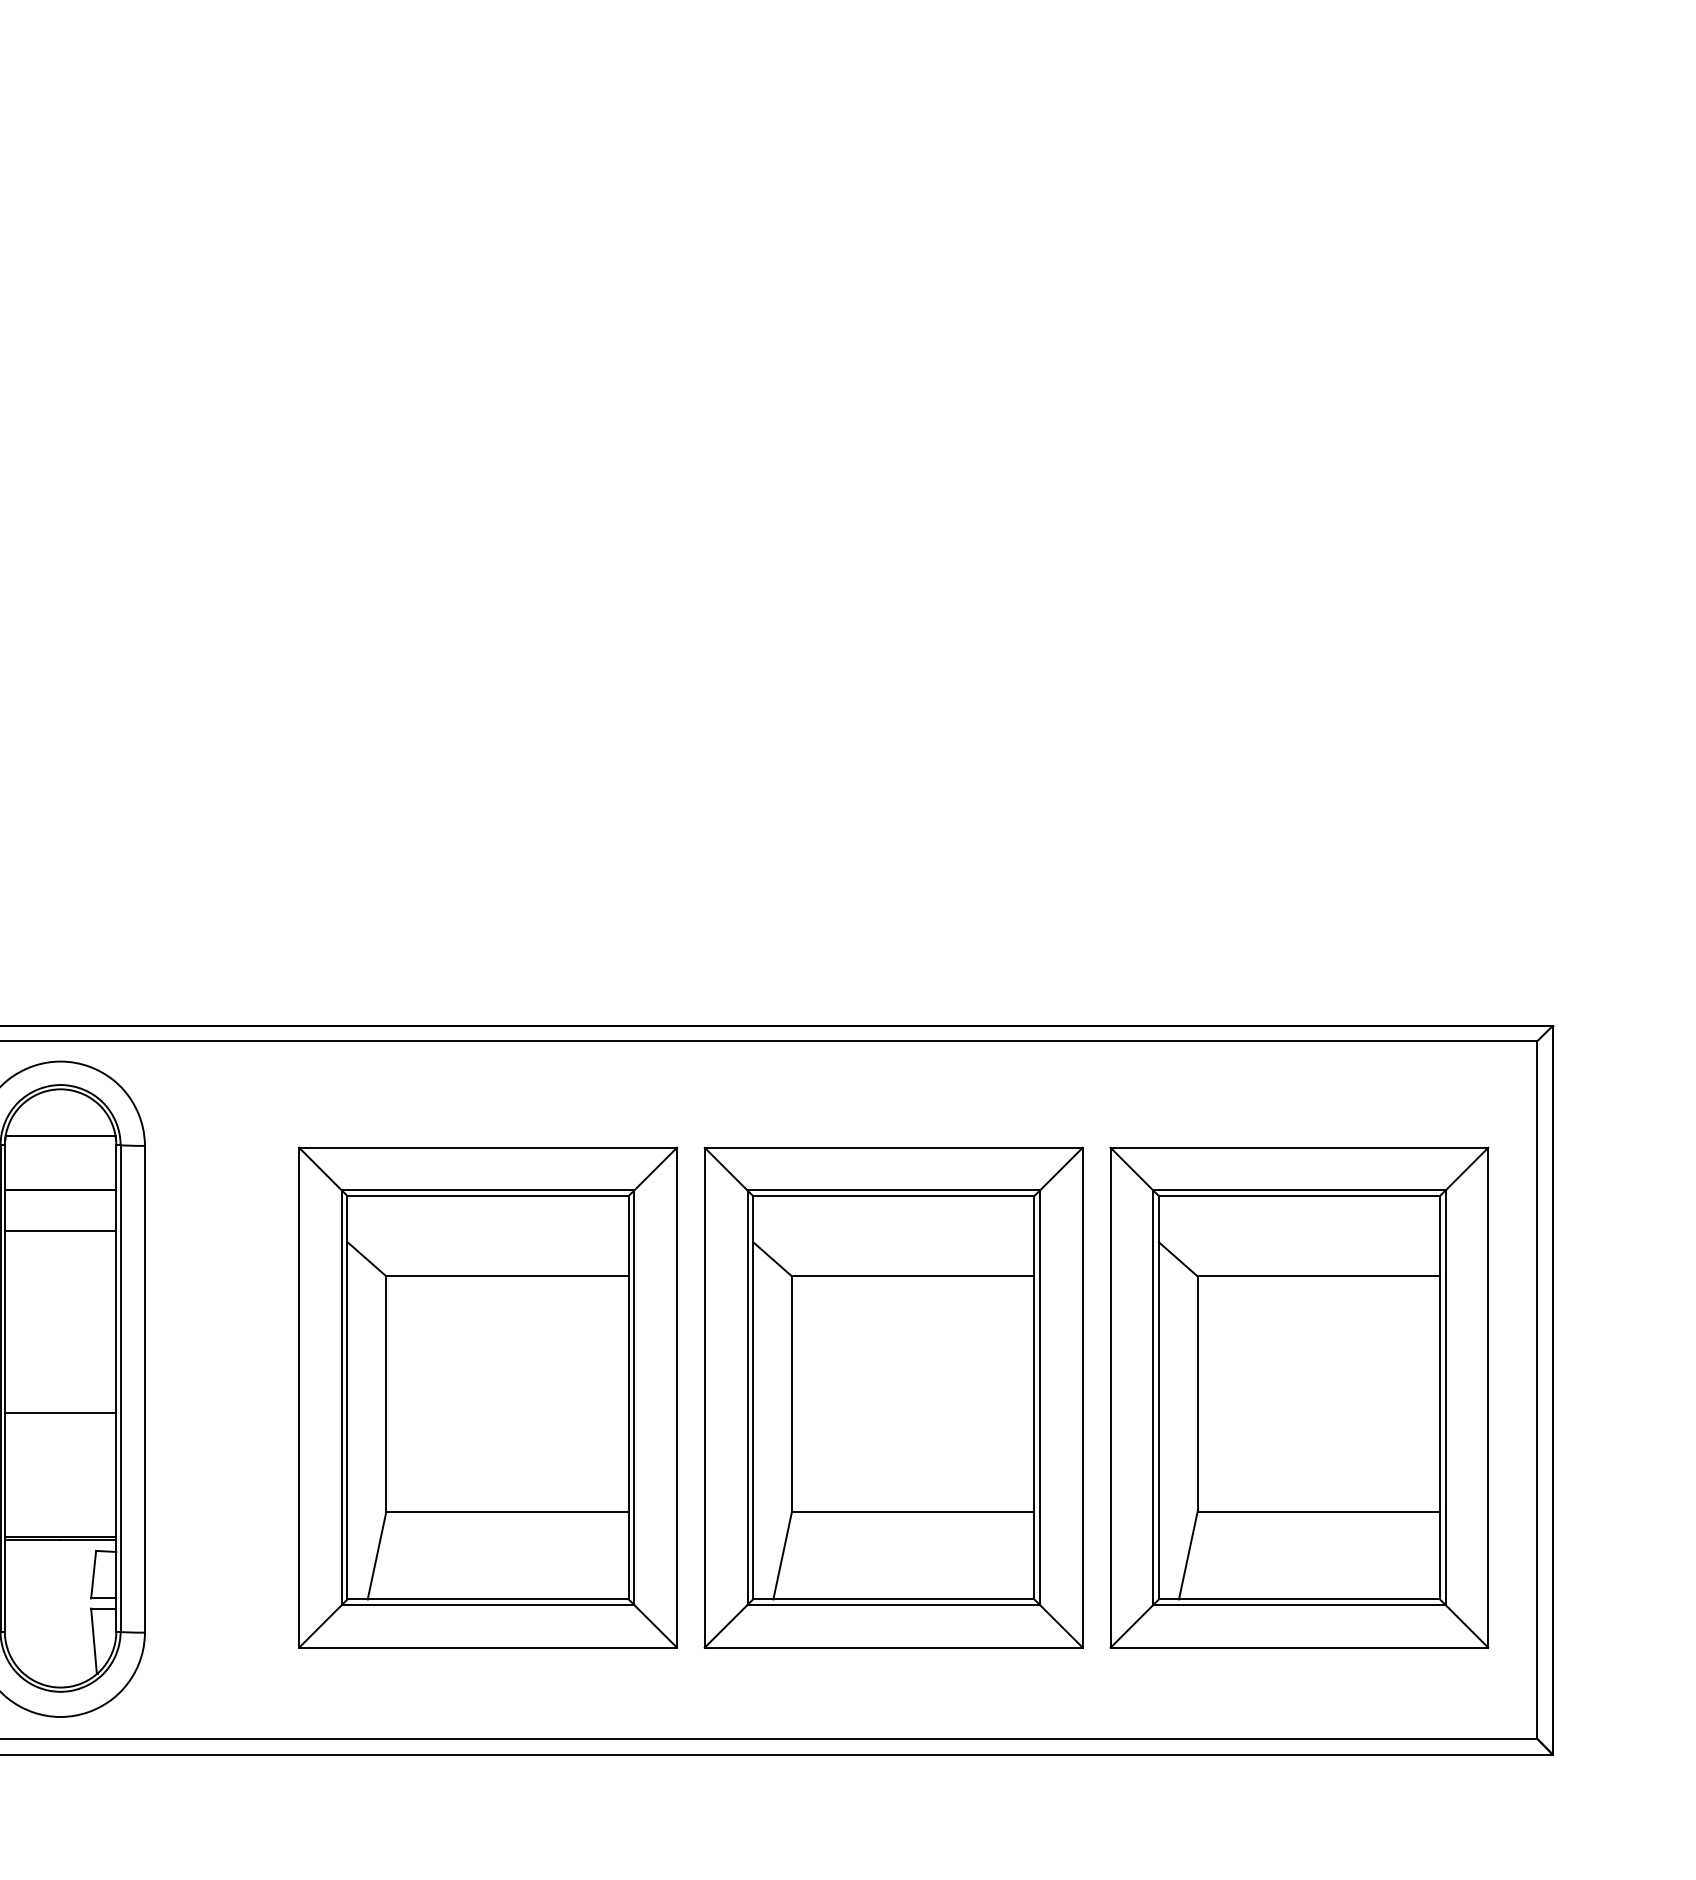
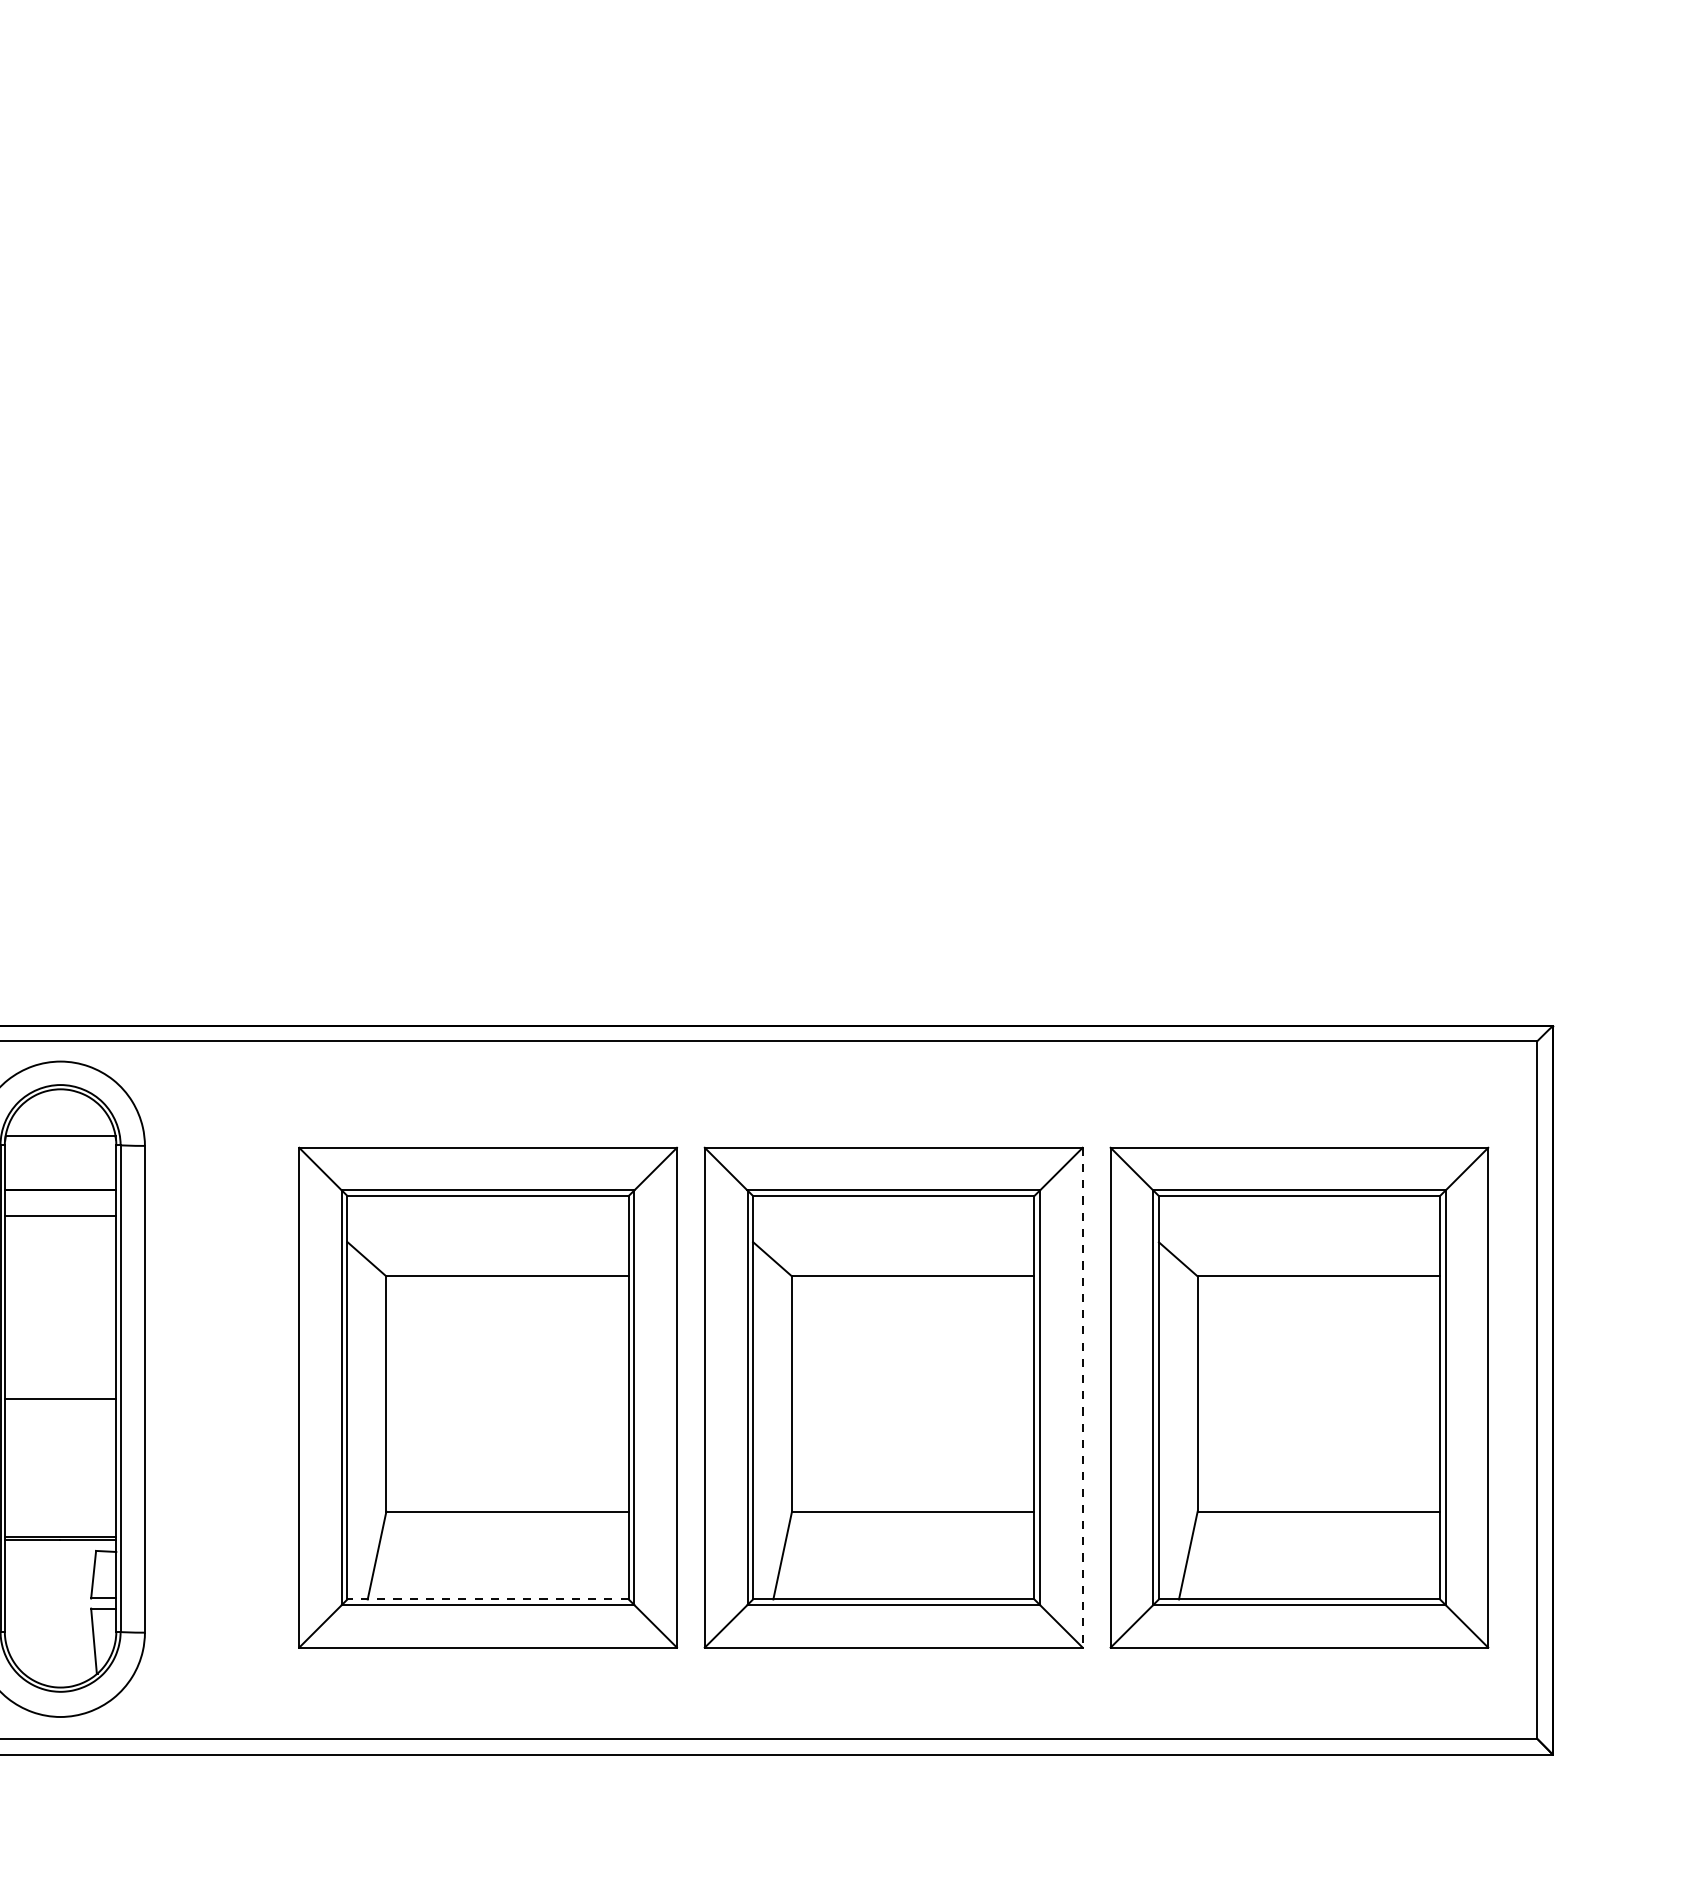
line position: (60, 1230) -> (60, 1215) (60, 1215)
line: solid -> dashed (1082, 1397)
line position: (60, 1412) -> (60, 1398) (60, 1398)
line: solid -> dashed (488, 1599)
